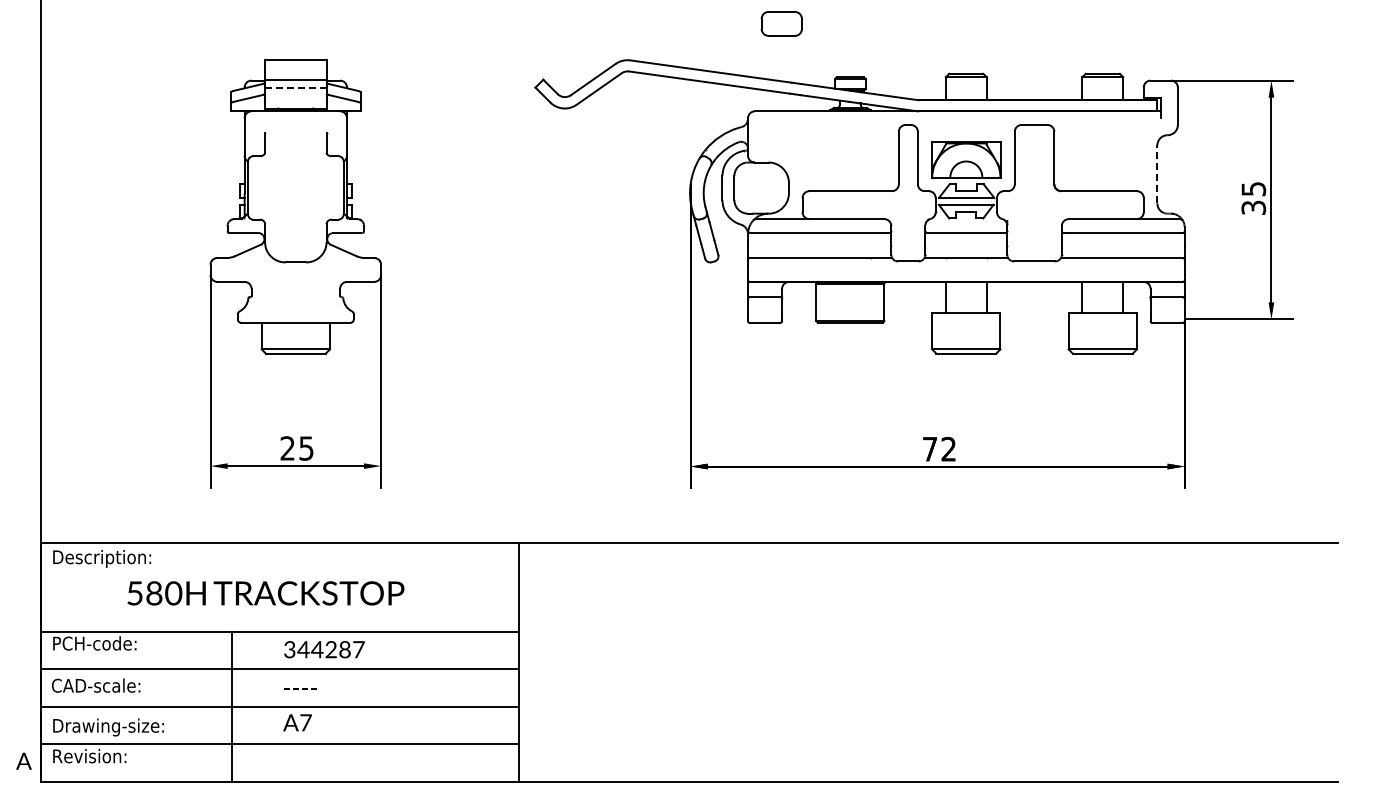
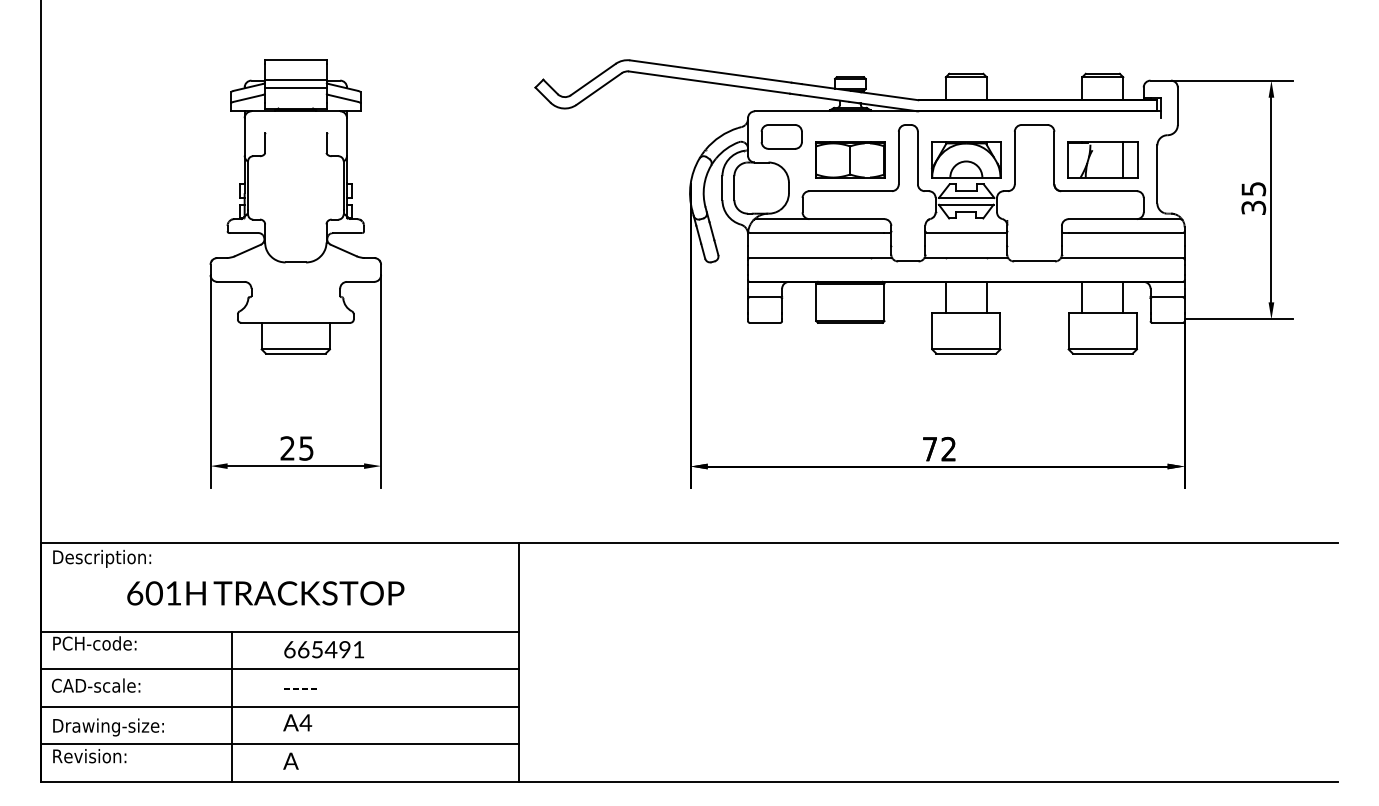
part position: (781, 23) -> (781, 136) (781, 136)
line: dashed -> solid (295, 87)
part: none -> present (850, 159)
part: none -> present (1102, 159)
line: dashed -> solid (1157, 174)
text: 580H -> 601H (154, 593)
text: 344287 -> 665491 (324, 649)
text: A7 -> A4 (305, 722)
text position: (23, 760) -> (290, 760) (290, 760)
